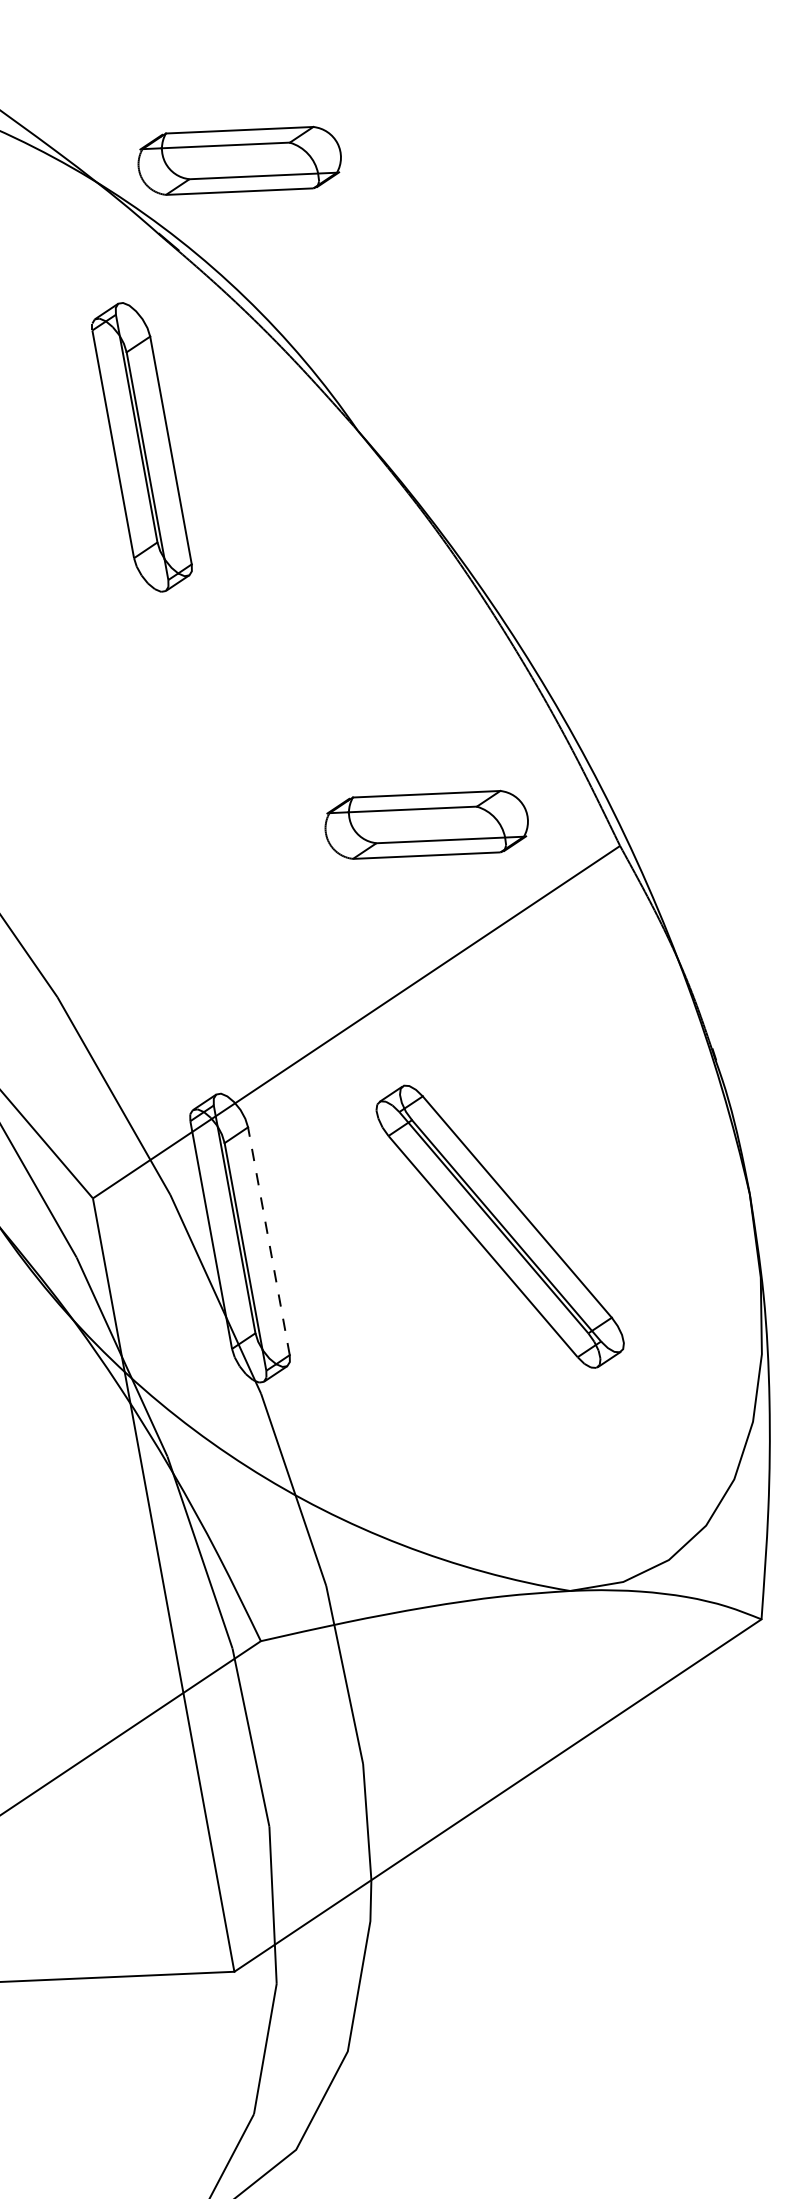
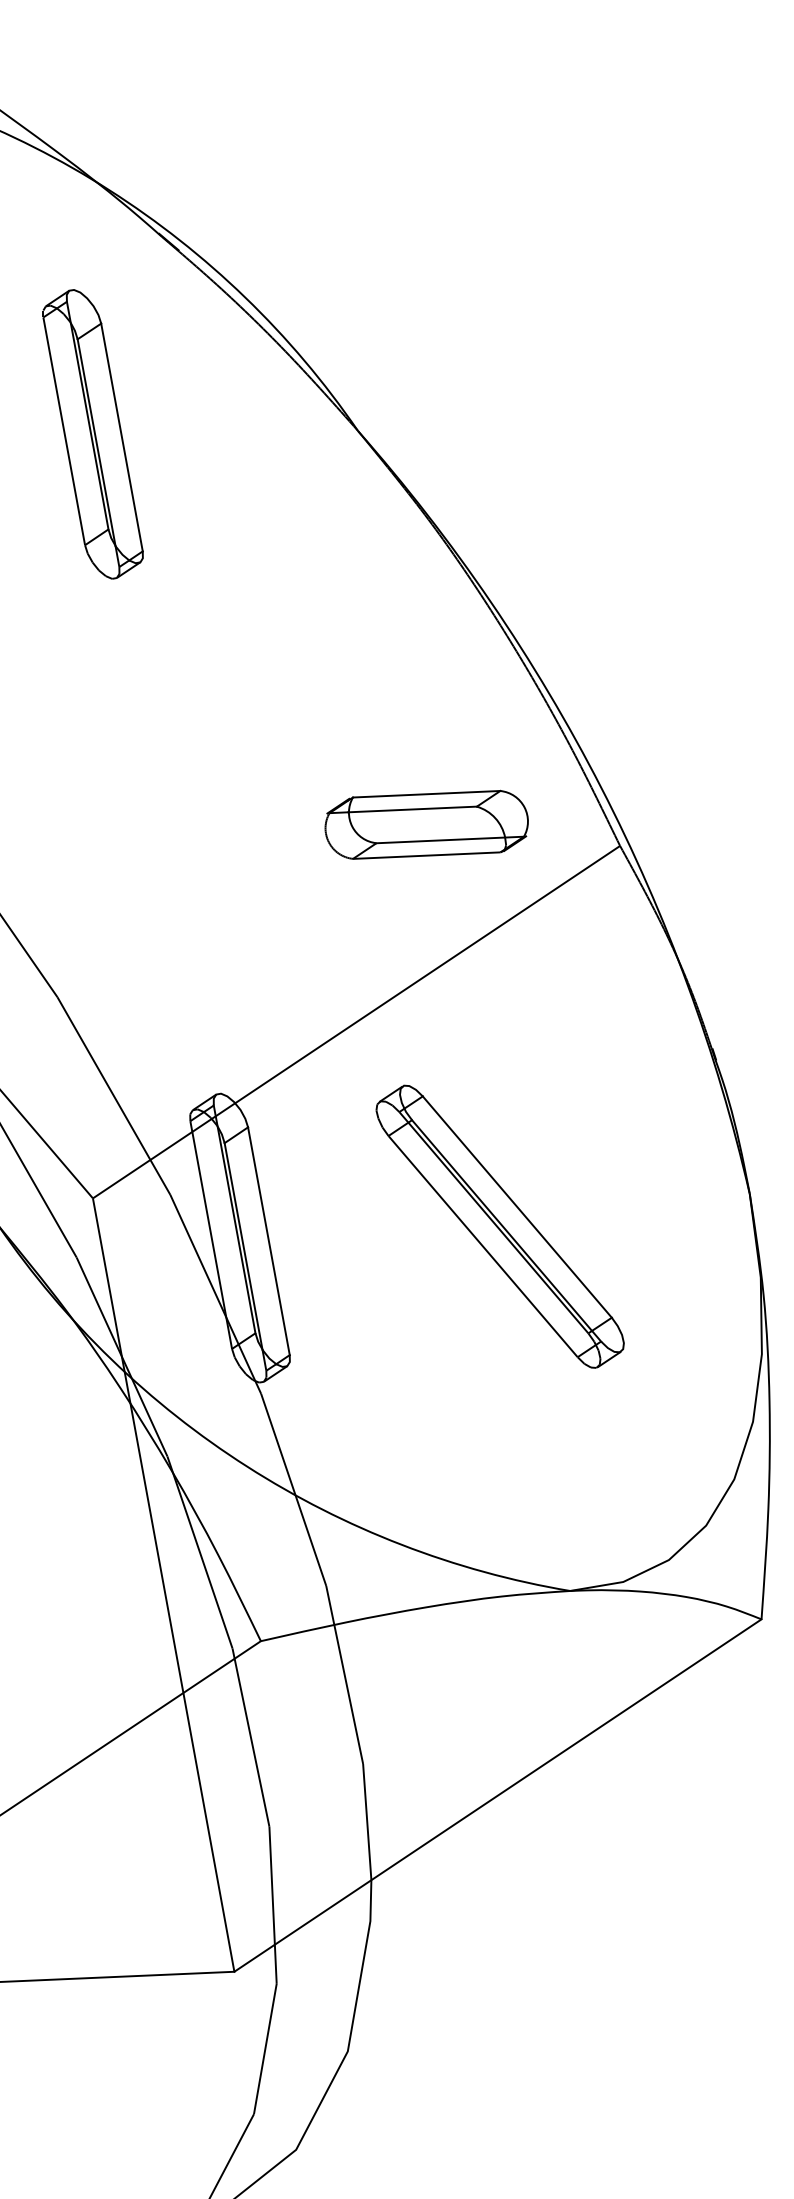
part: present -> none (239, 160)
part position: (141, 447) -> (92, 434) (92, 434)
line: dashed -> solid (268, 1241)
